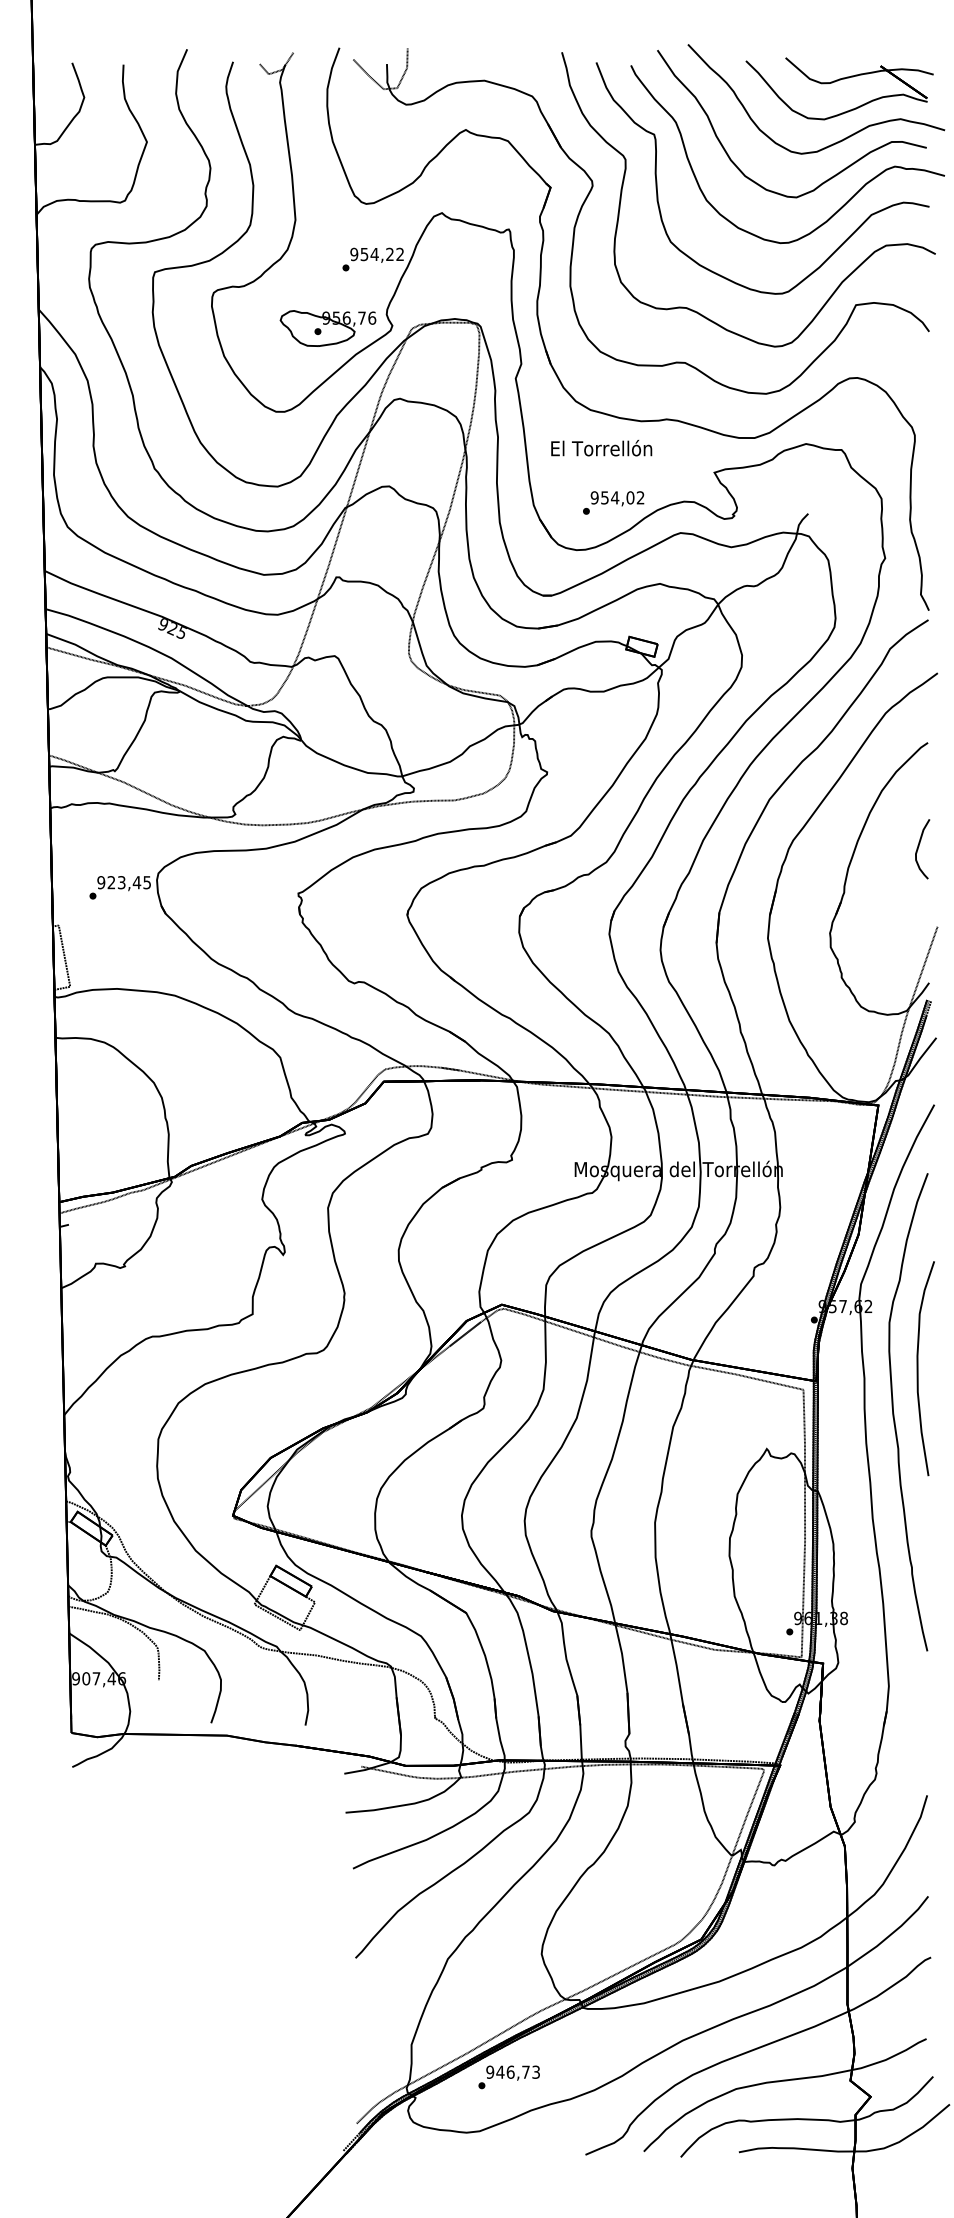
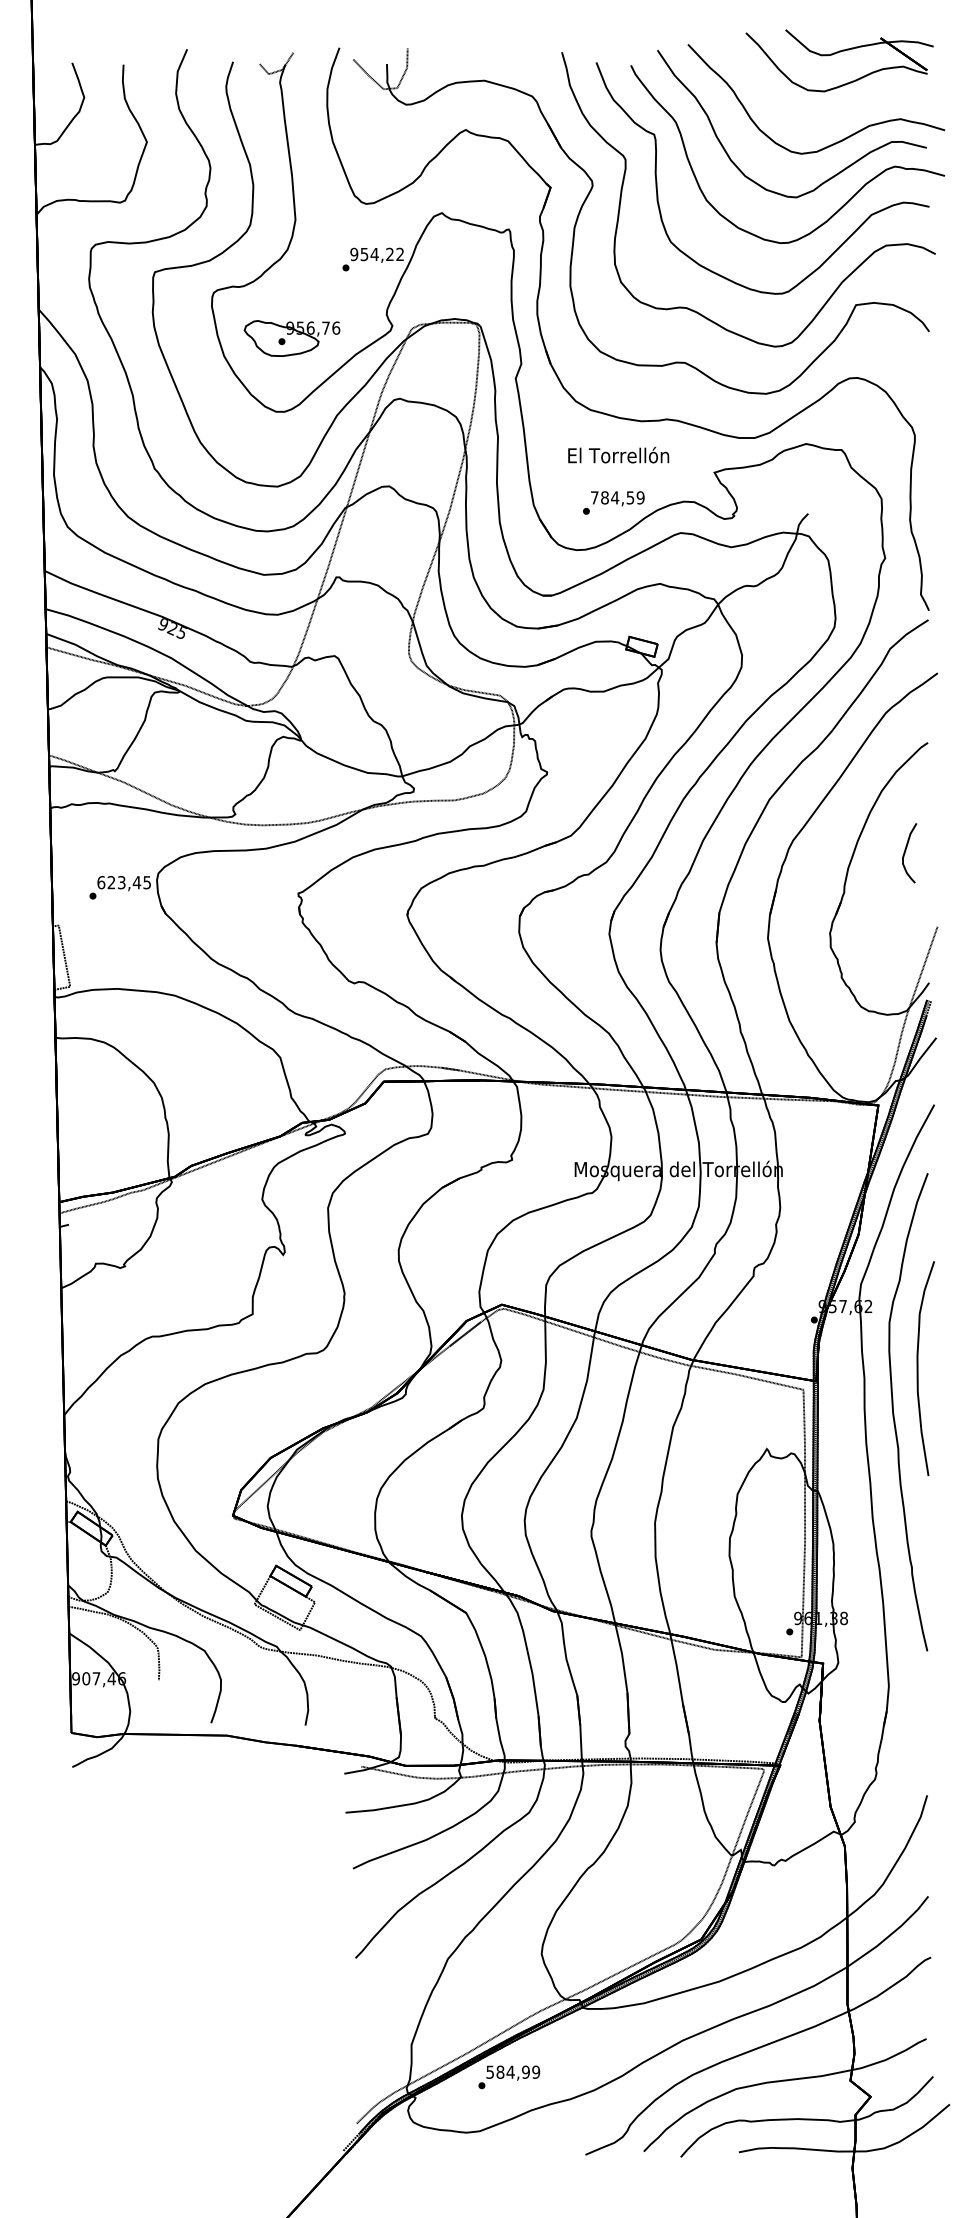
part position: (835, 82) -> (835, 54) (835, 54)
part position: (327, 328) -> (291, 338) (291, 338)
text position: (601, 447) -> (618, 454) (618, 454)
text: 954,02 -> 784,59 (617, 497)
curve position: (918, 849) -> (905, 853) (905, 853)
text: 923,45 -> 623,45 (101, 882)
text: 946,73 -> 584,99 (513, 2071)
